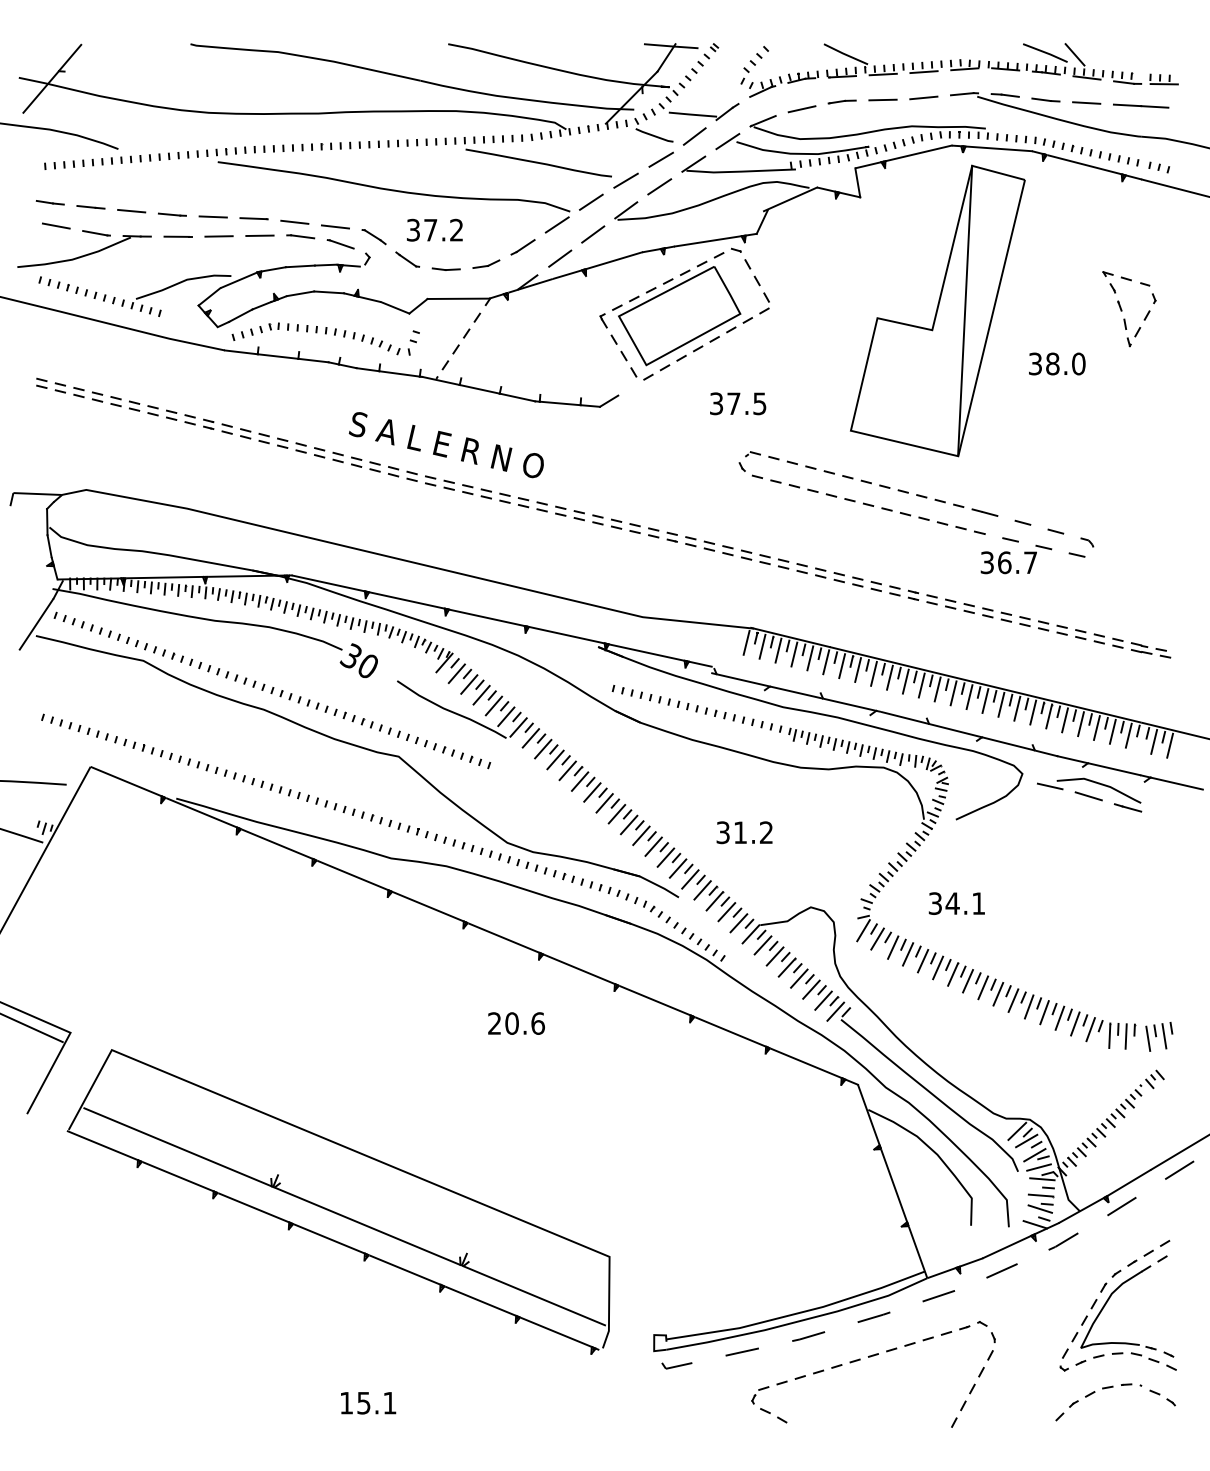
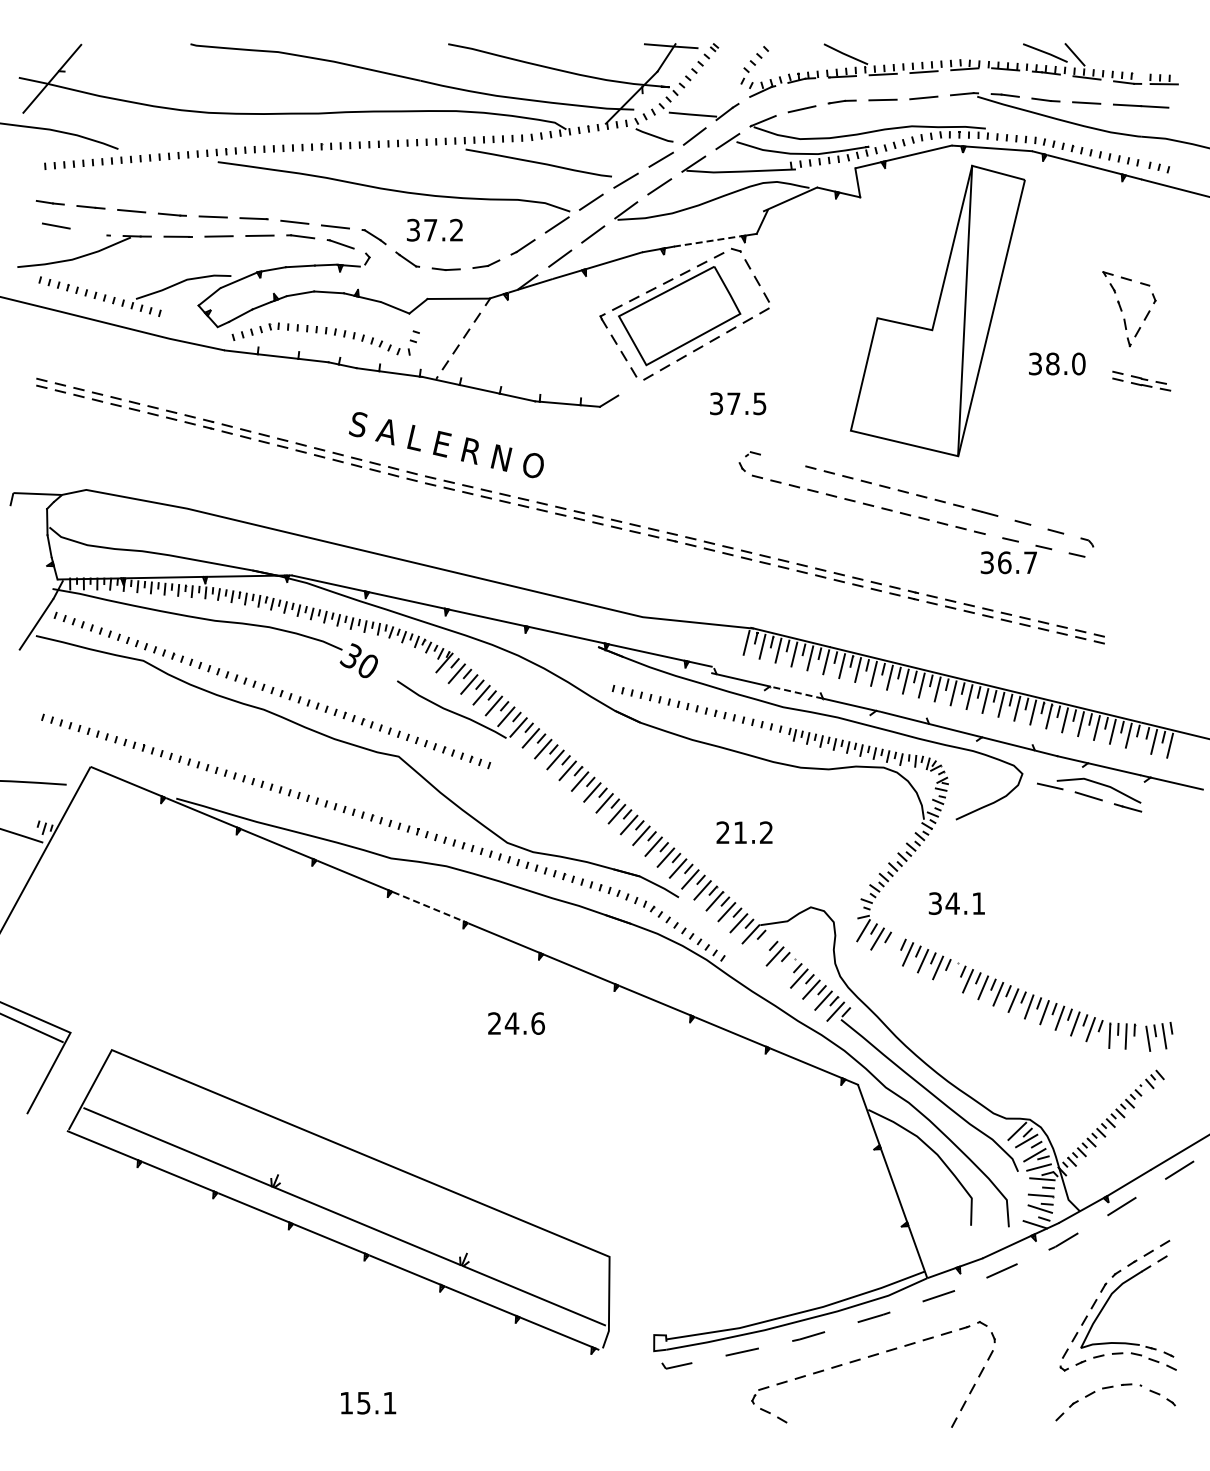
line: present -> none (95, 233)
line: solid -> dashed (711, 240)
part: present -> none (782, 460)
part position: (1141, 647) -> (1141, 380) (1141, 380)
line: solid -> dashed (796, 692)
text: 31.2 -> 21.2 (722, 832)
line: solid -> dashed (431, 907)
line: present -> none (762, 945)
line: present -> none (893, 947)
line: present -> none (786, 967)
line: present -> none (953, 974)
text: 20.6 -> 24.6 (511, 1023)
